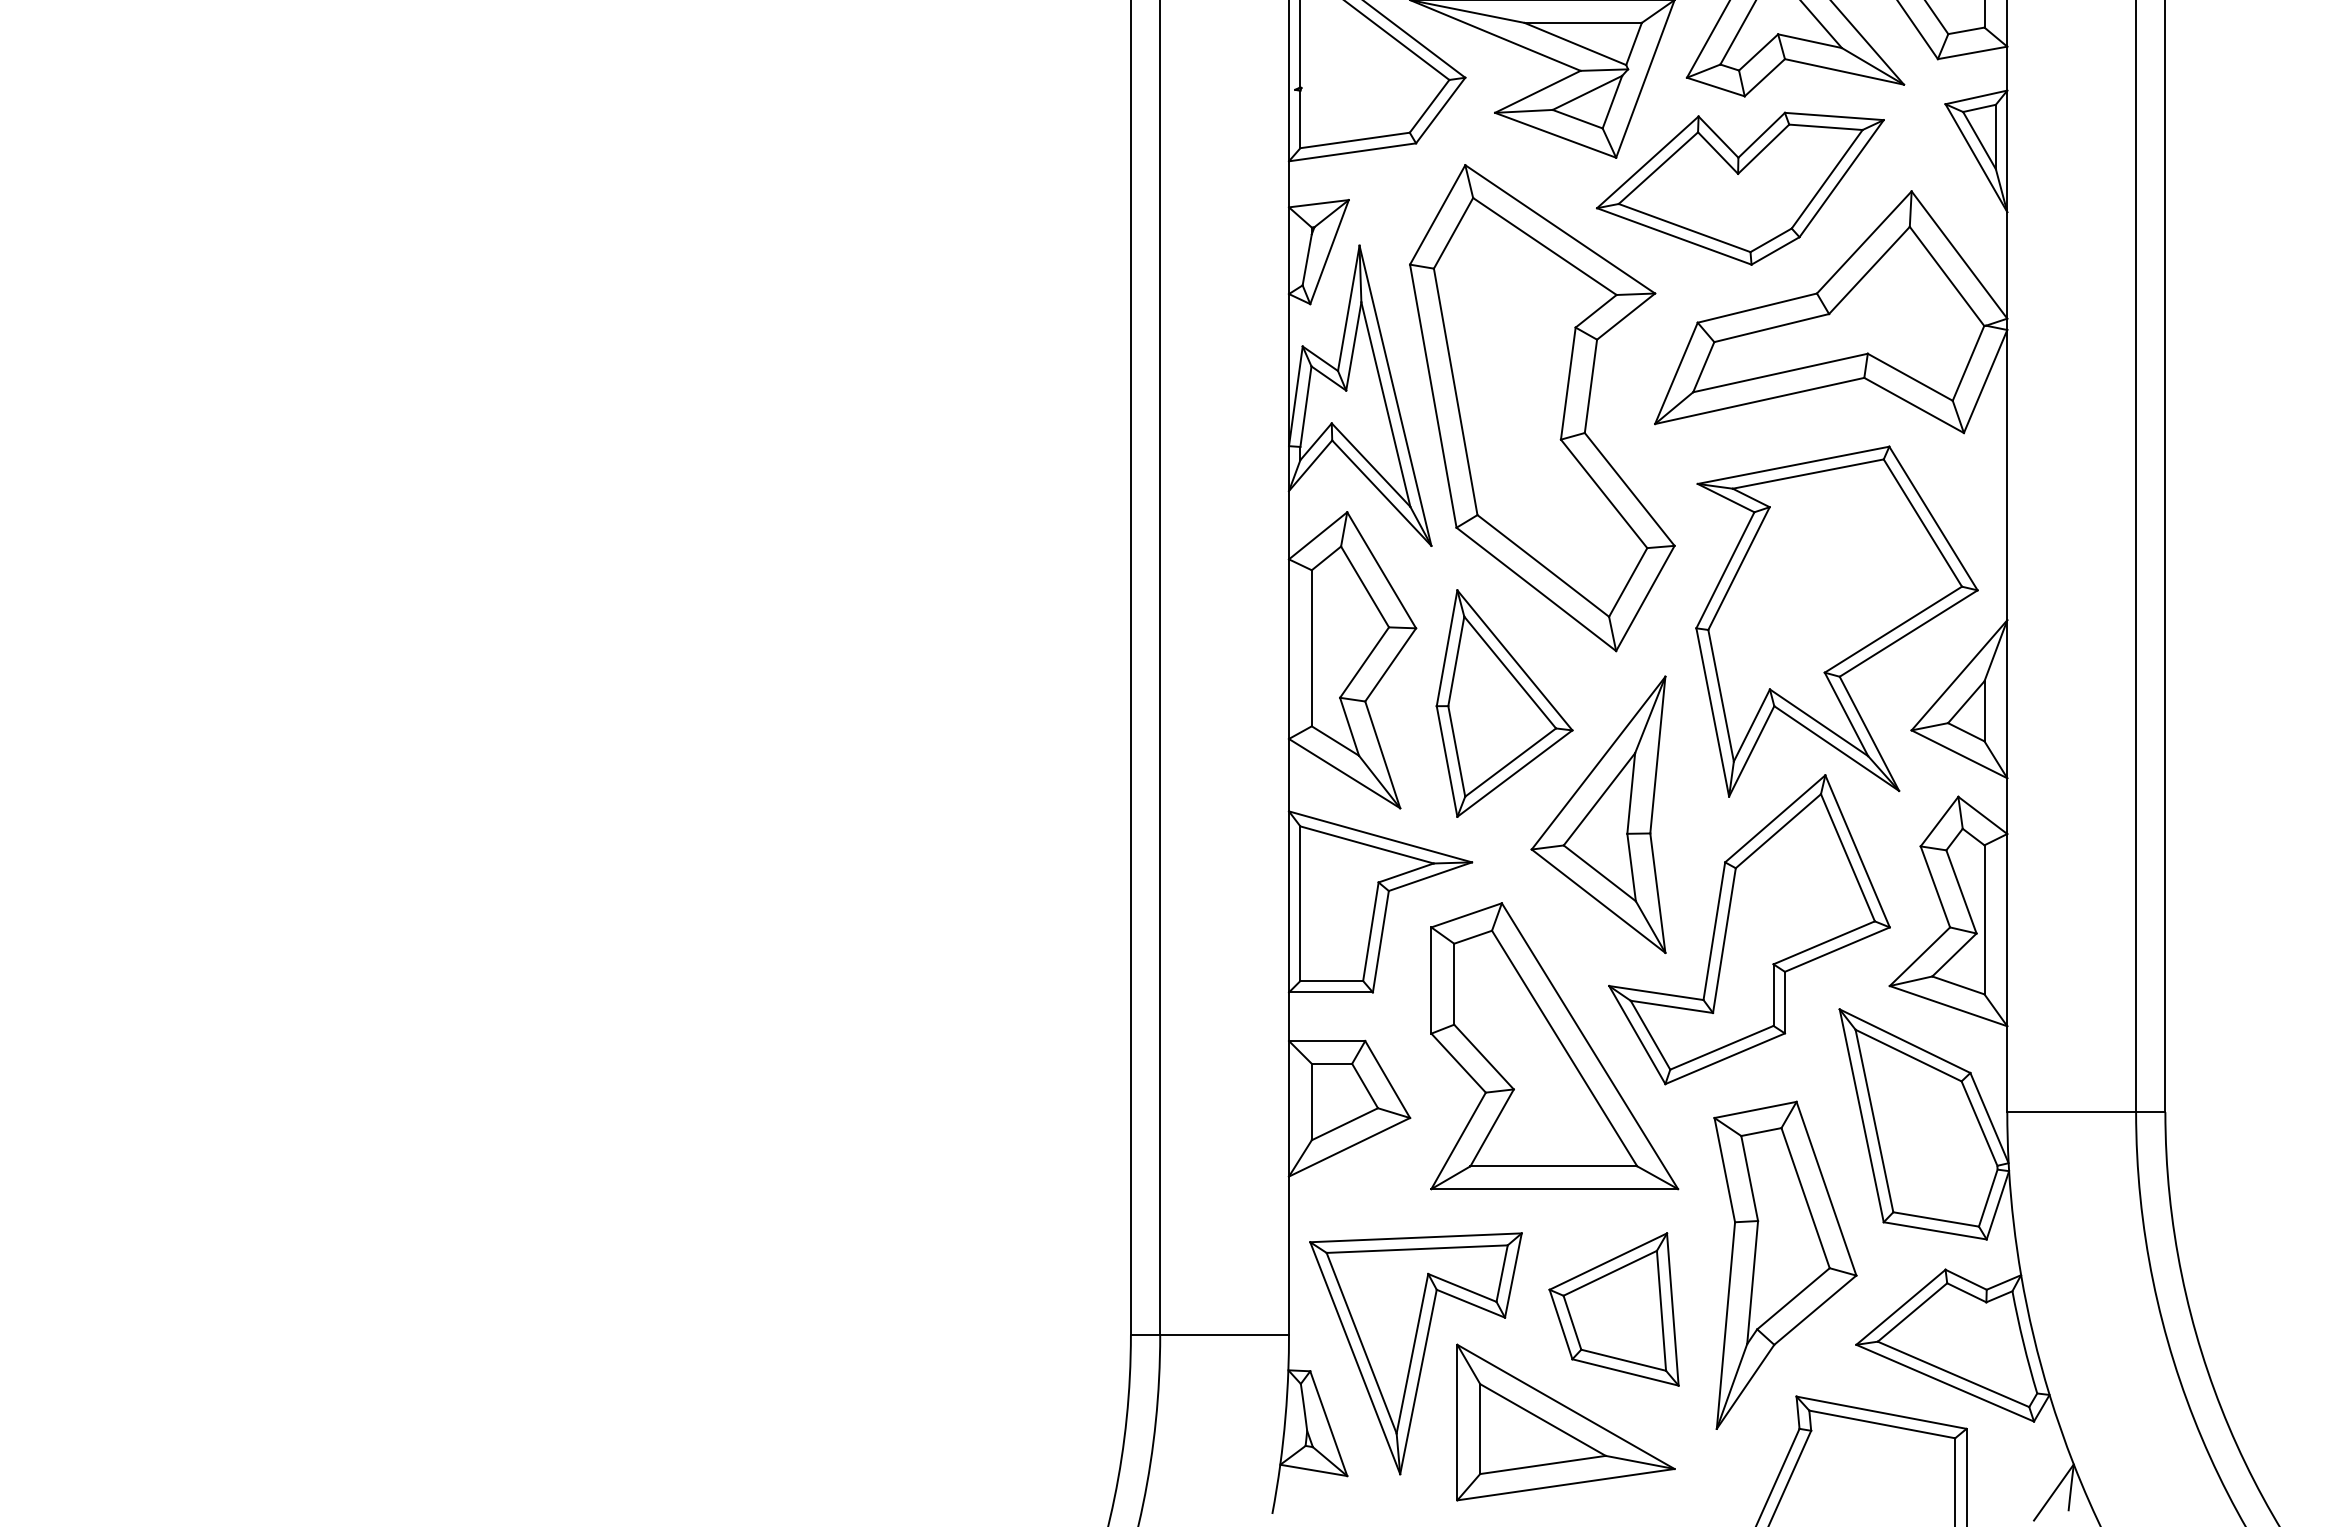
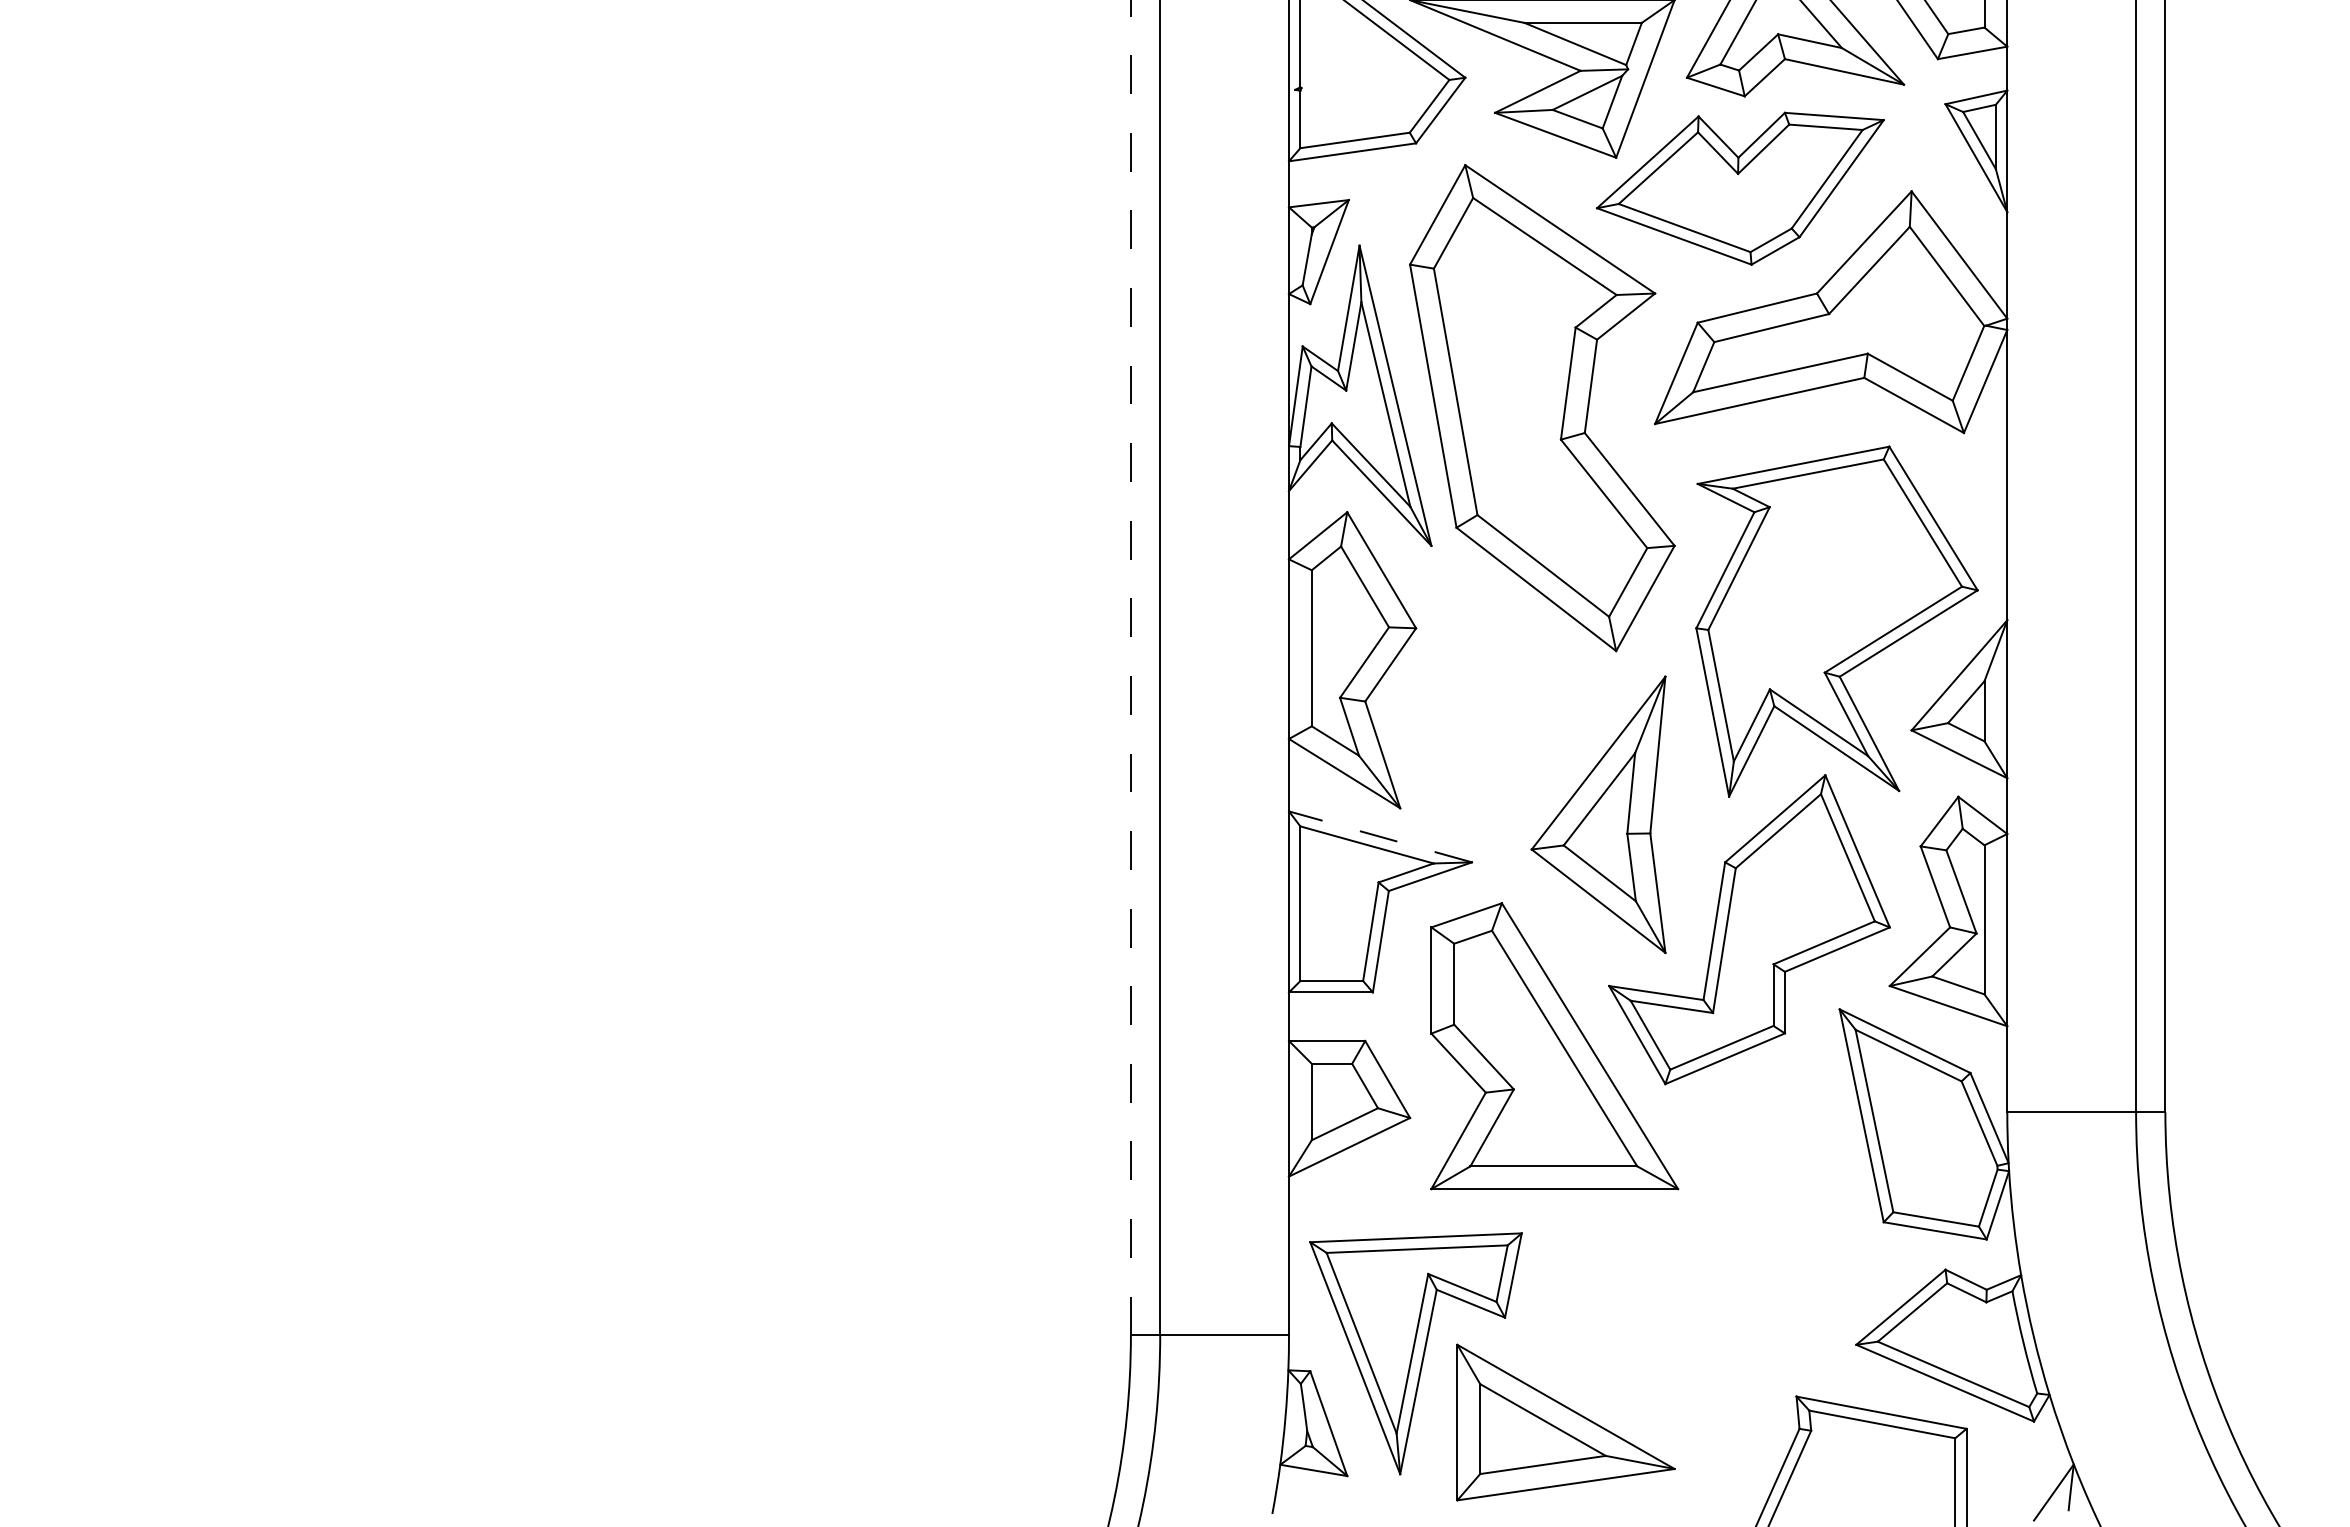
line: solid -> dashed (1130, 667)
part: present -> none (1504, 703)
line: solid -> dashed (1380, 836)
part: present -> none (1785, 1264)
part: present -> none (1613, 1309)
